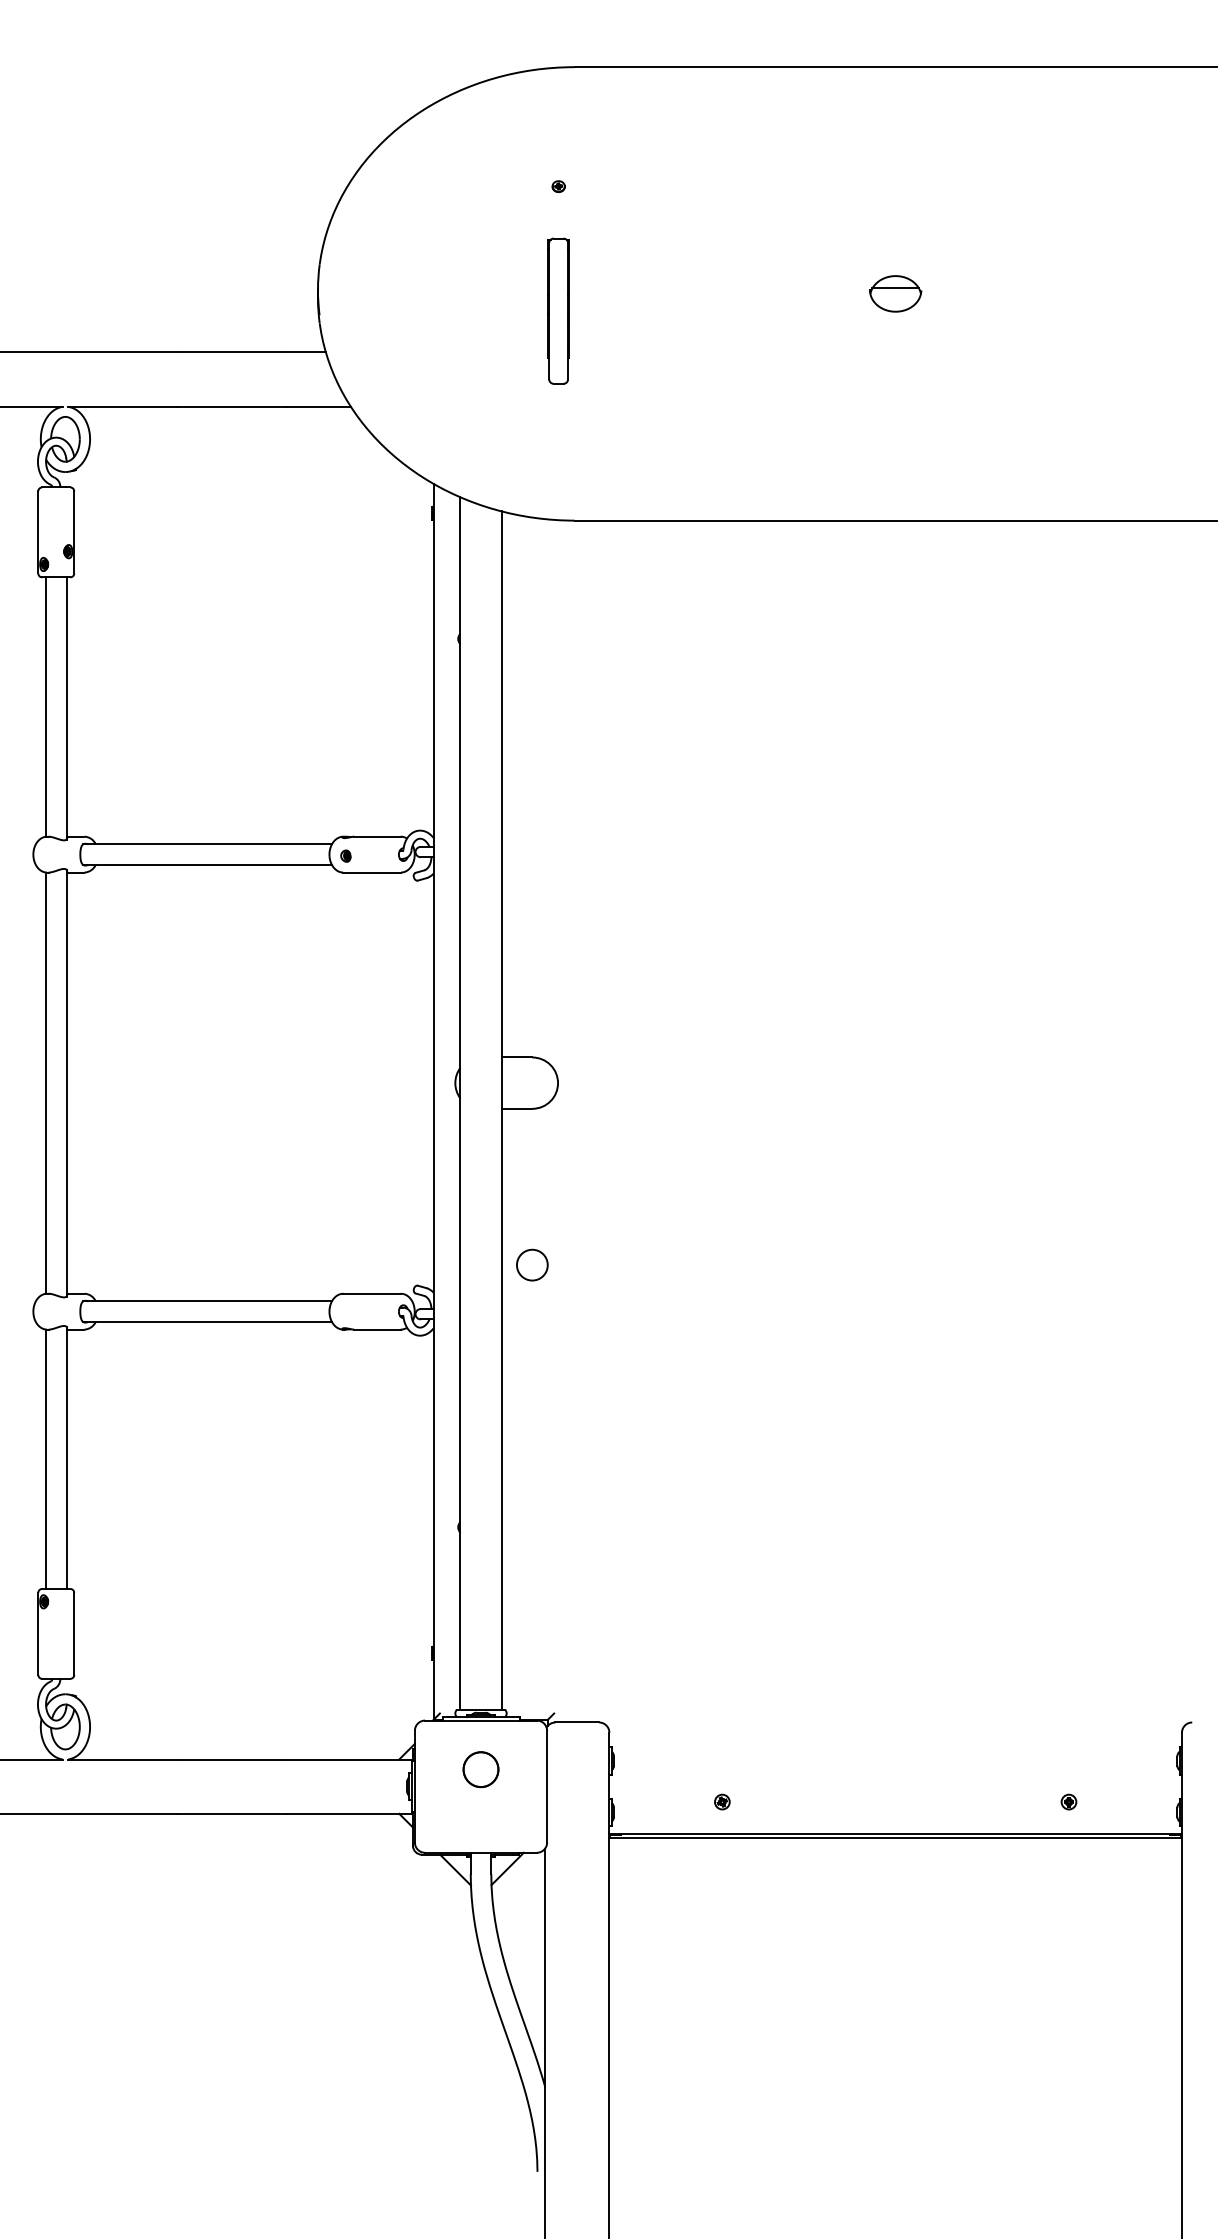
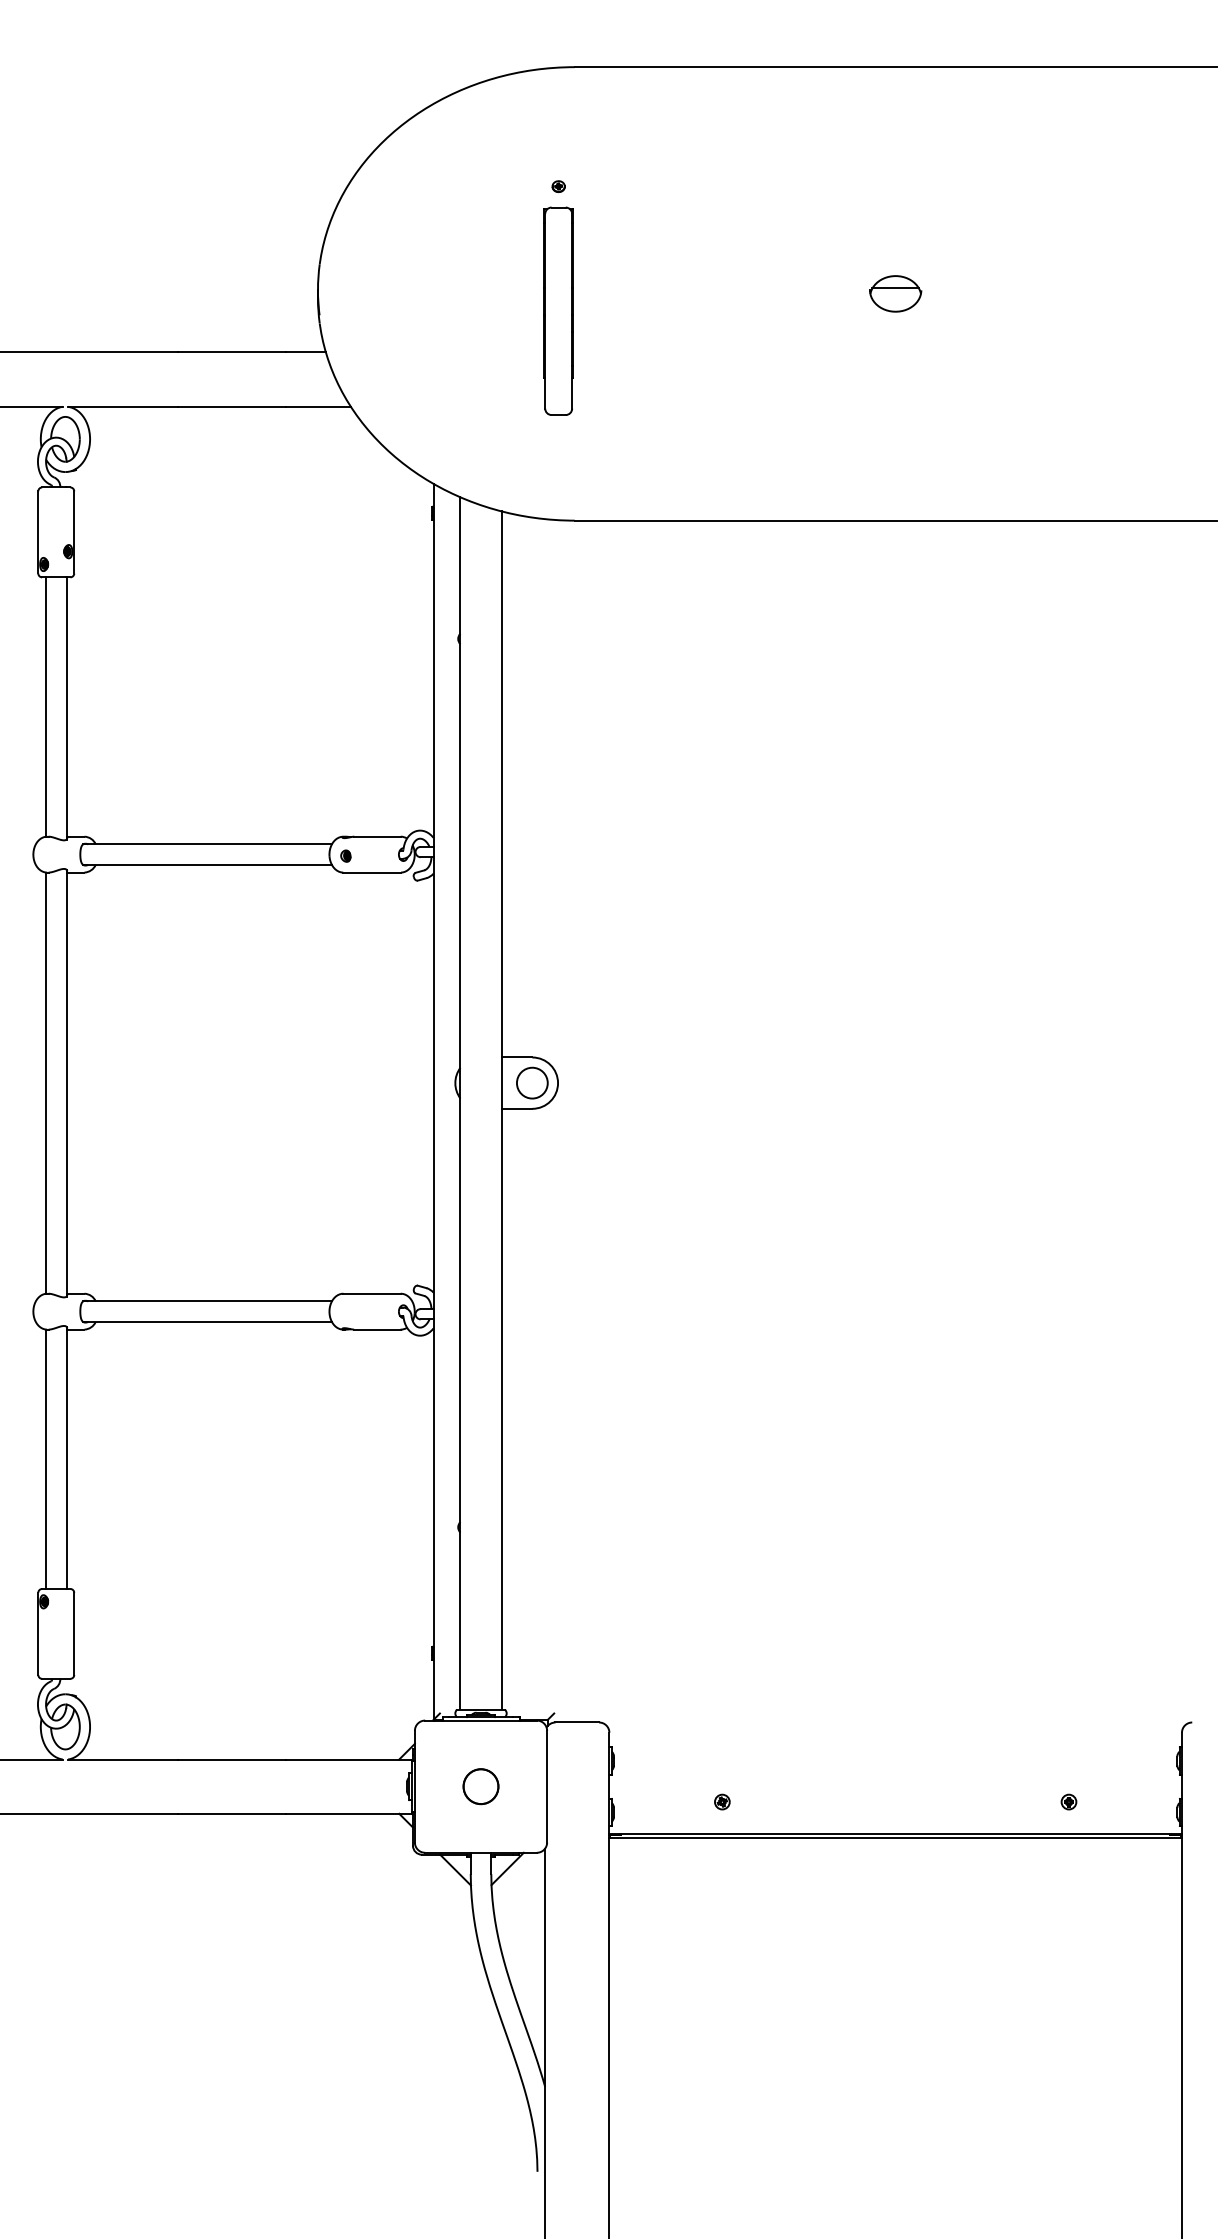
part size: 23x148 px -> 31x210 px (558, 310)
circle position: (532, 1264) -> (532, 1082) (532, 1082)
circle position: (480, 1769) -> (480, 1786) (480, 1786)
